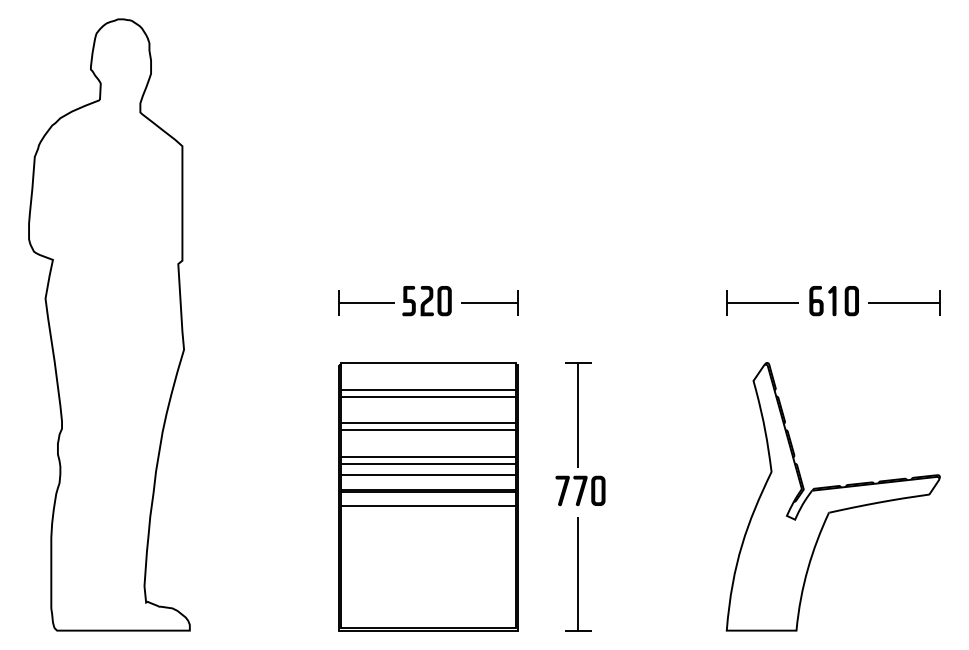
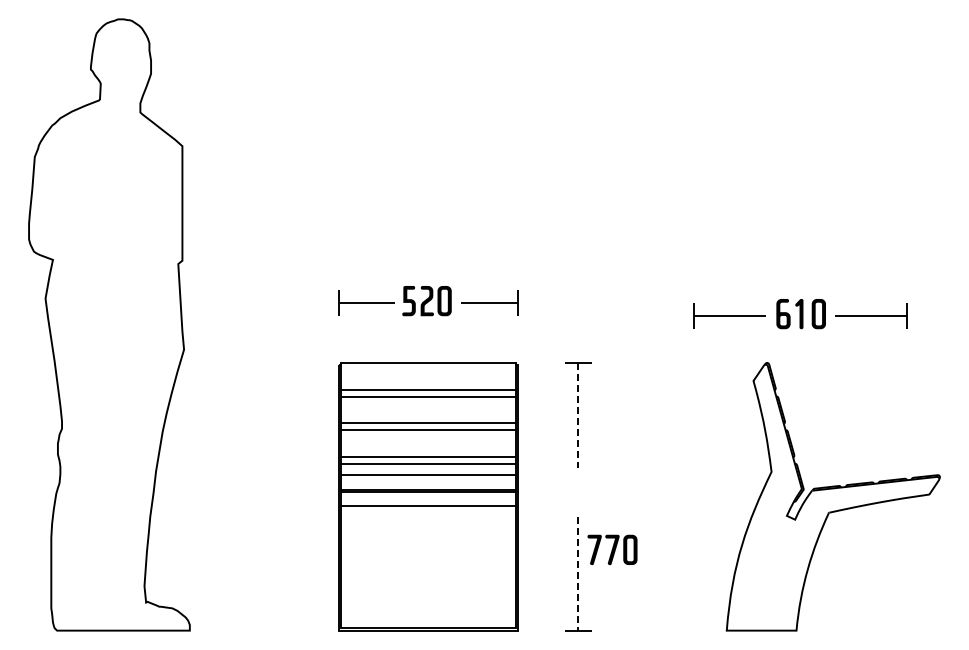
part position: (833, 301) -> (800, 314) (800, 314)
line: solid -> dashed (577, 415)
part position: (580, 490) -> (612, 549) (612, 549)
line: solid -> dashed (577, 573)
